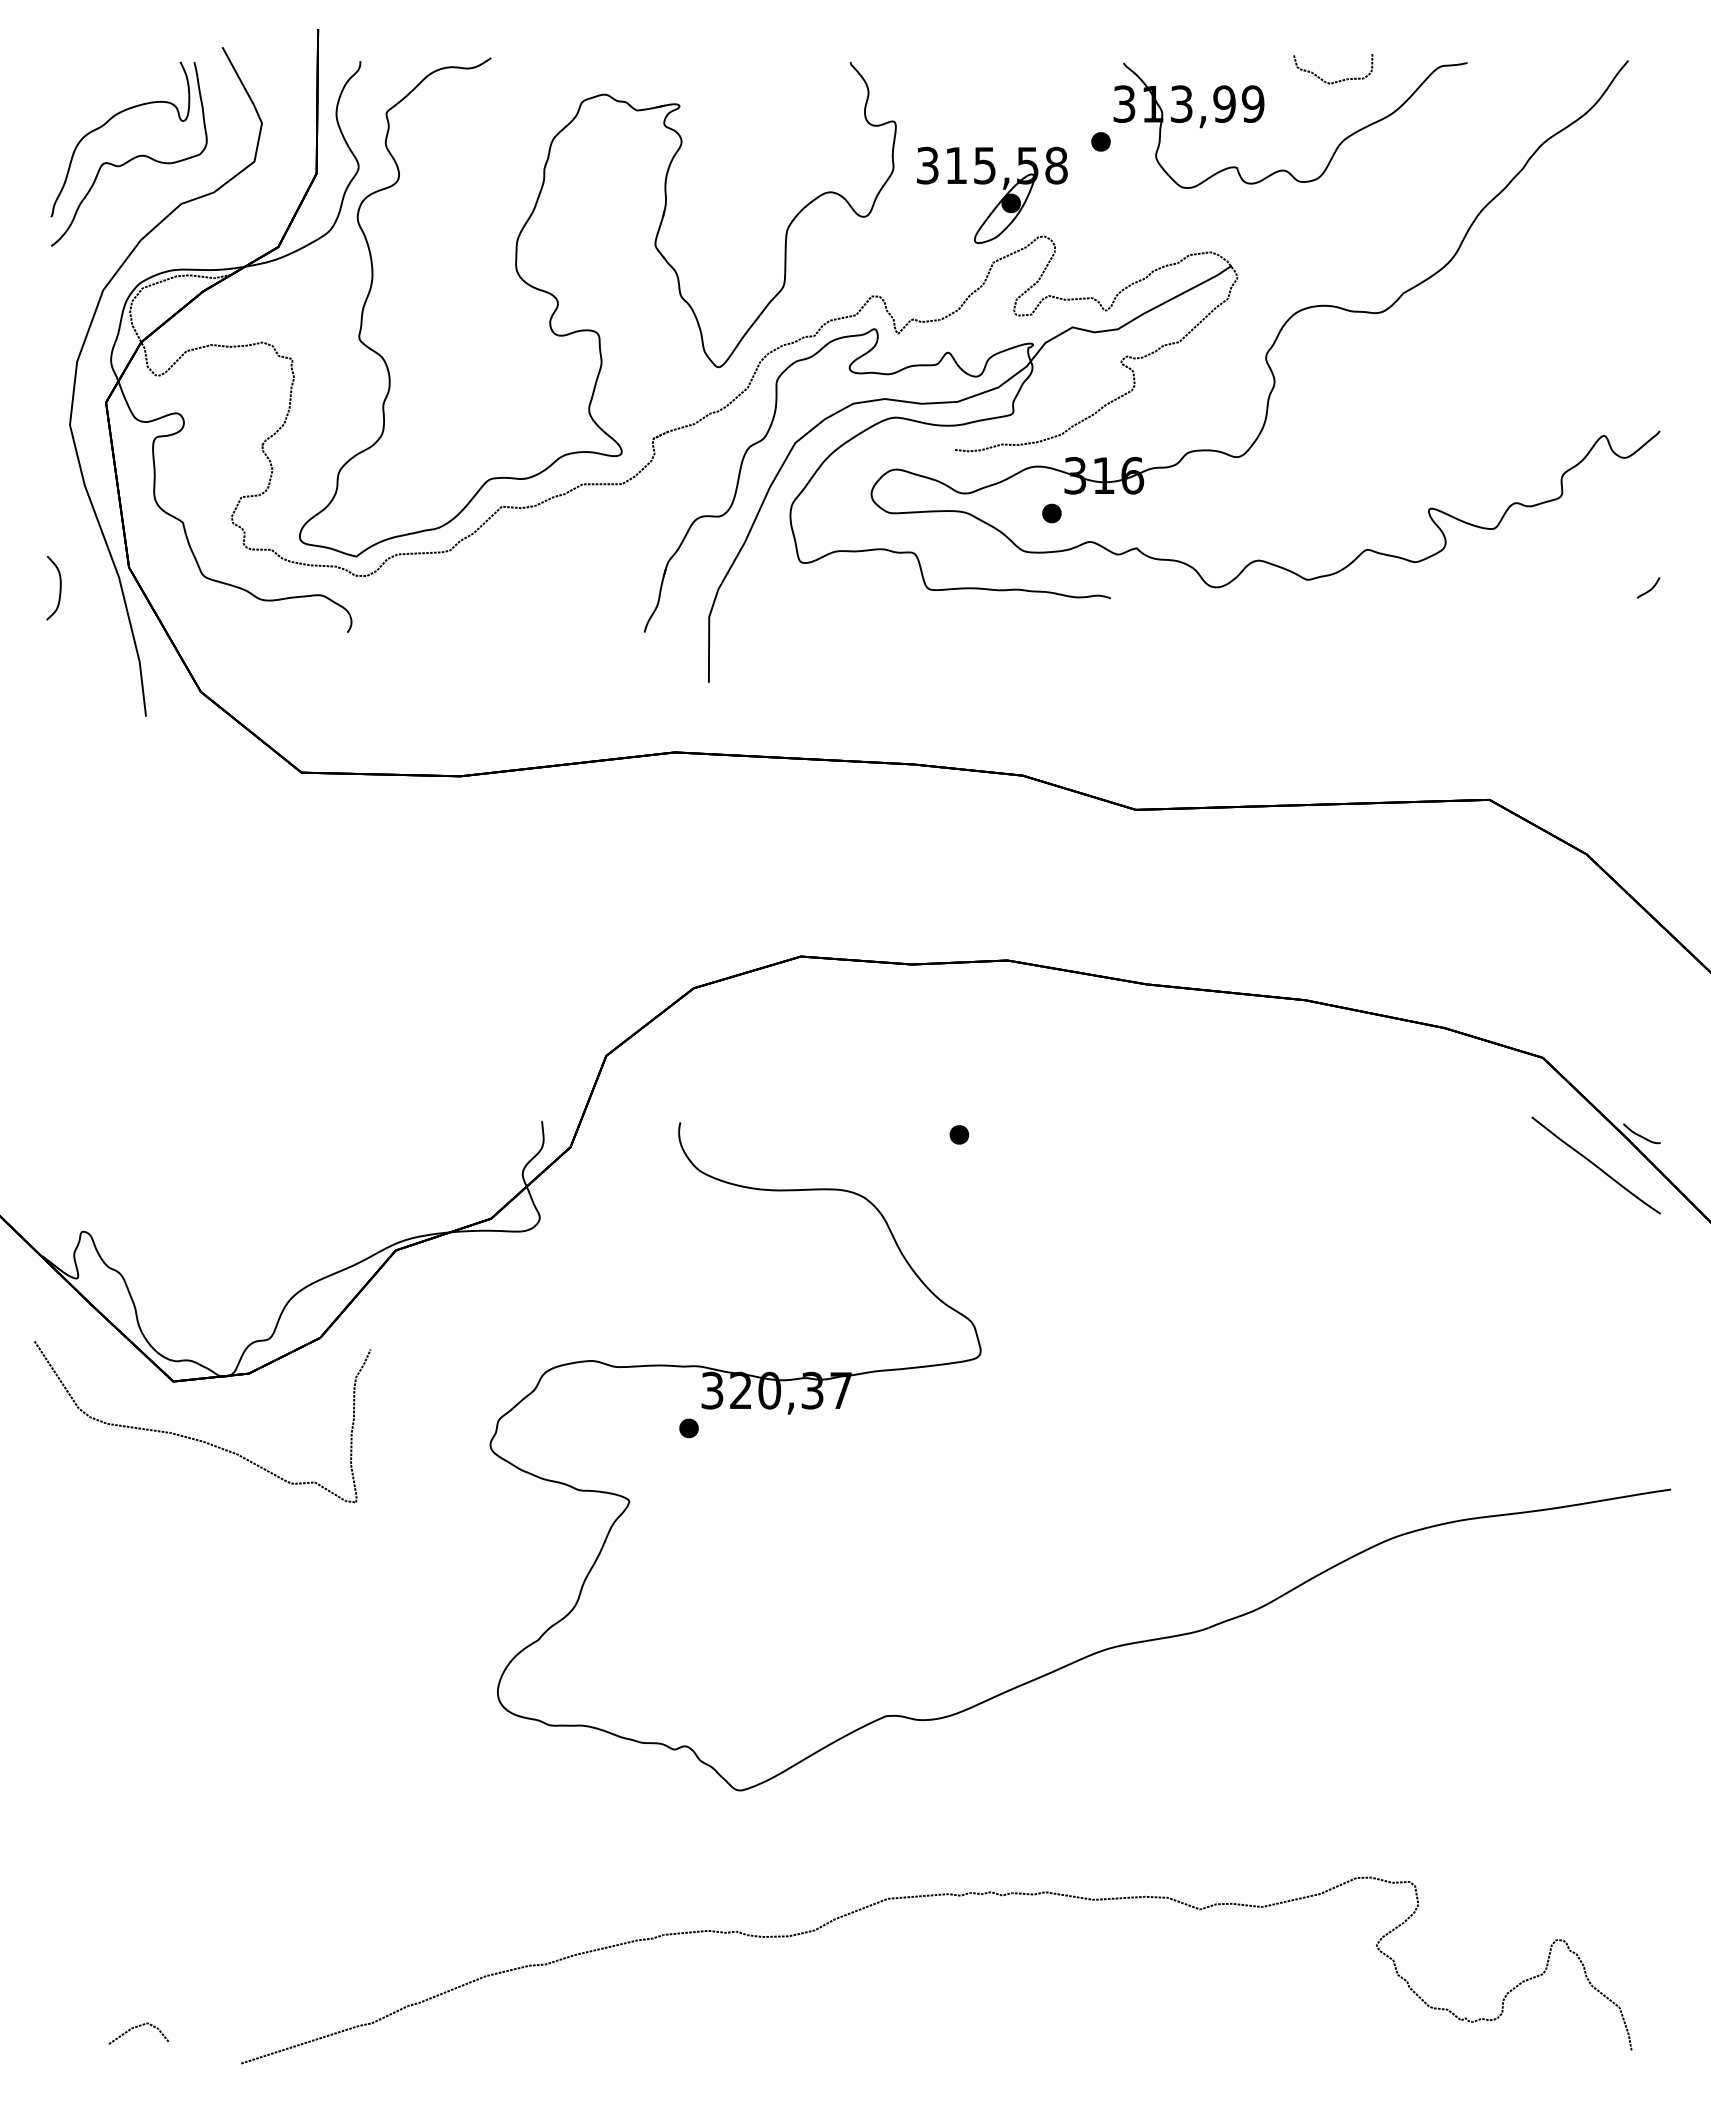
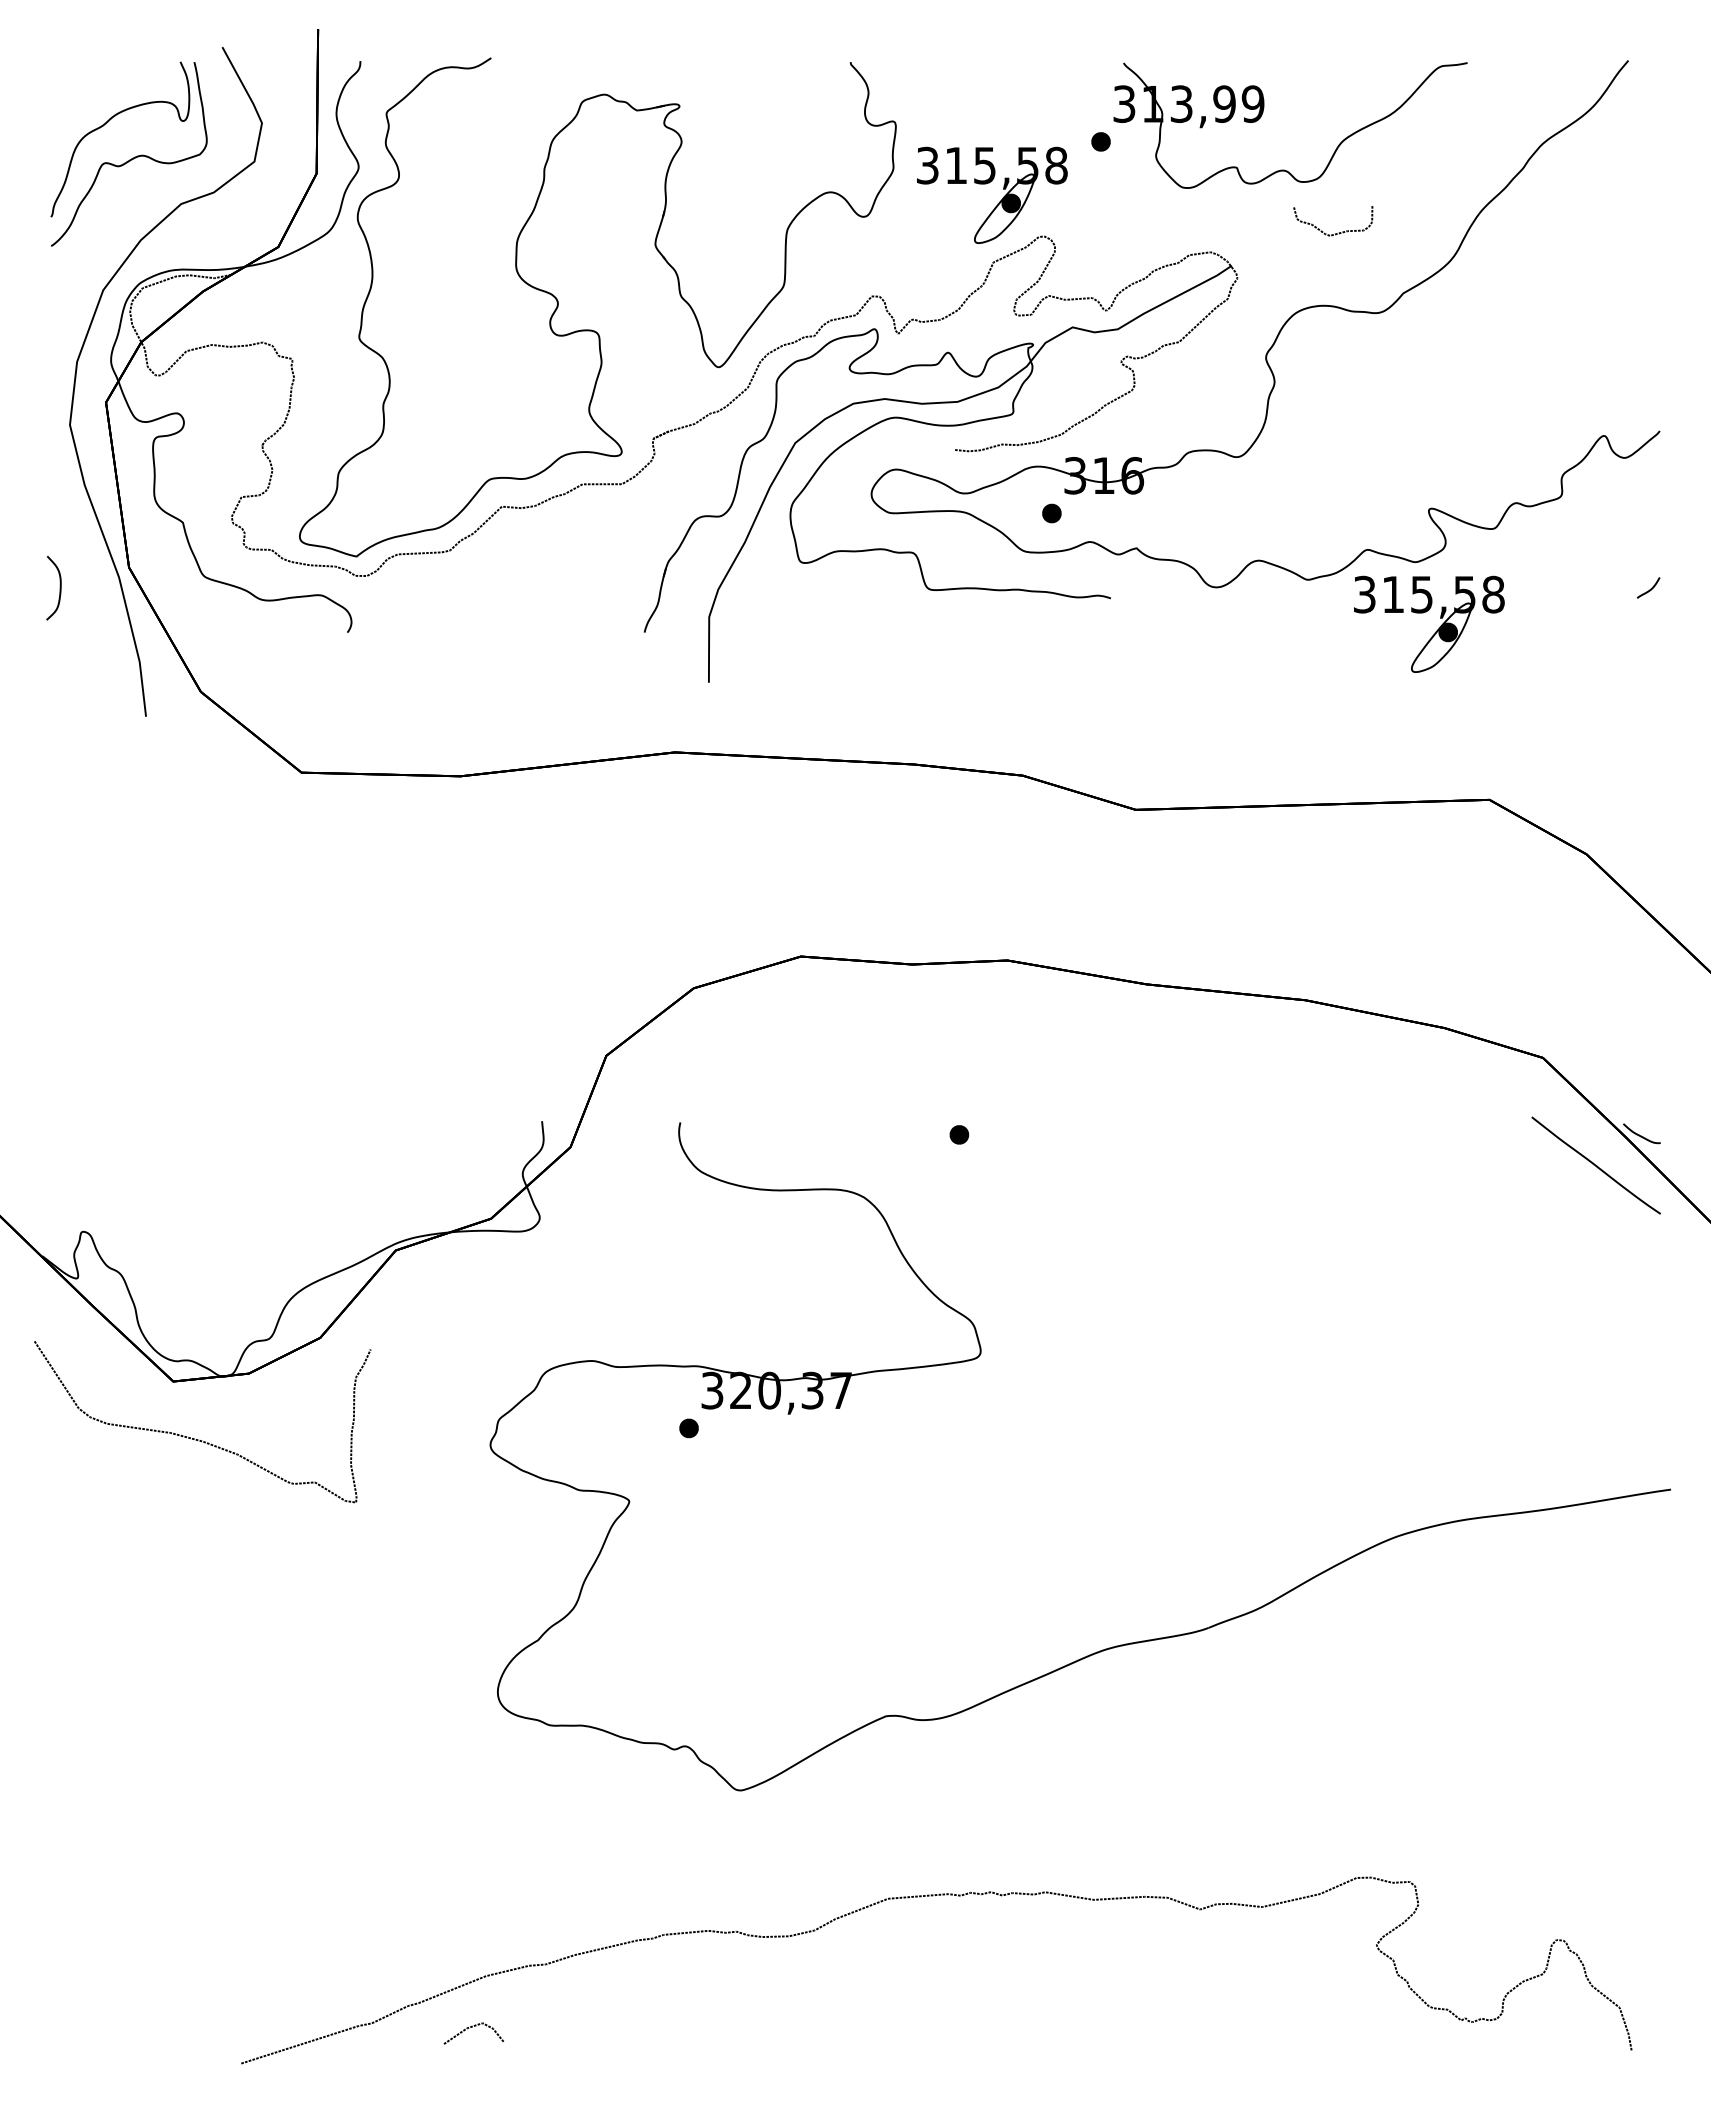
curve position: (1338, 80) -> (1338, 232) (1338, 232)
part: none -> present (1436, 630)
line position: (137, 2027) -> (472, 2027) (472, 2027)
